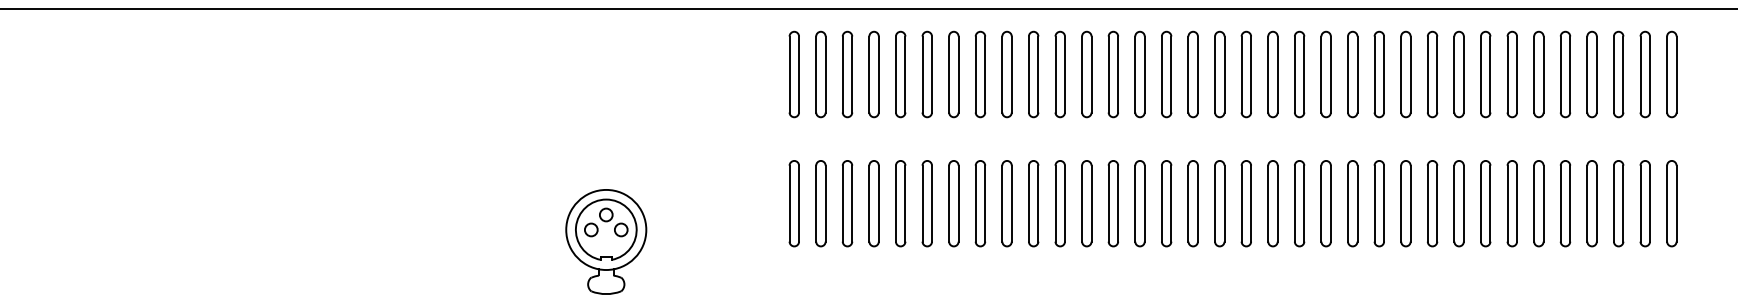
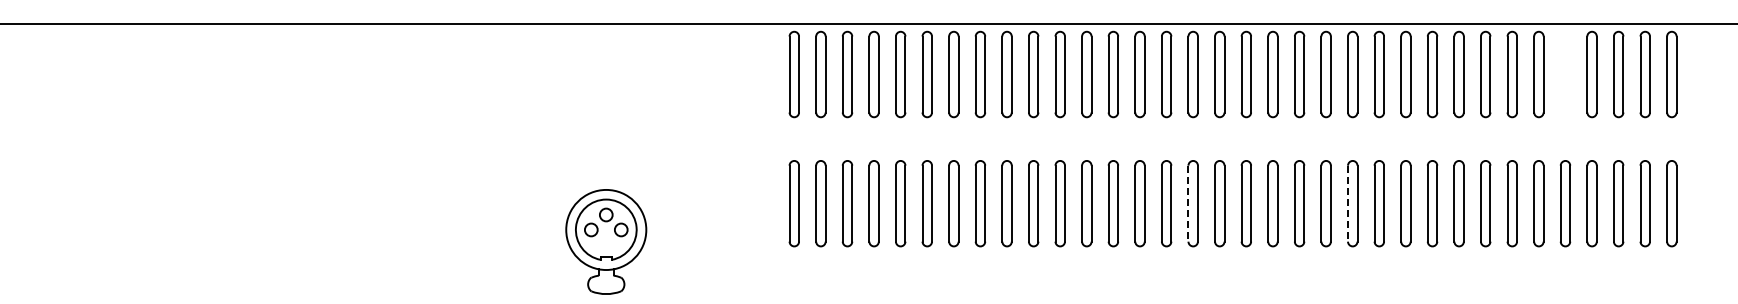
line position: (868, 8) -> (868, 23) (868, 23)
part: present -> none (1565, 74)
line: solid -> dashed (1188, 203)
line: solid -> dashed (1348, 203)
